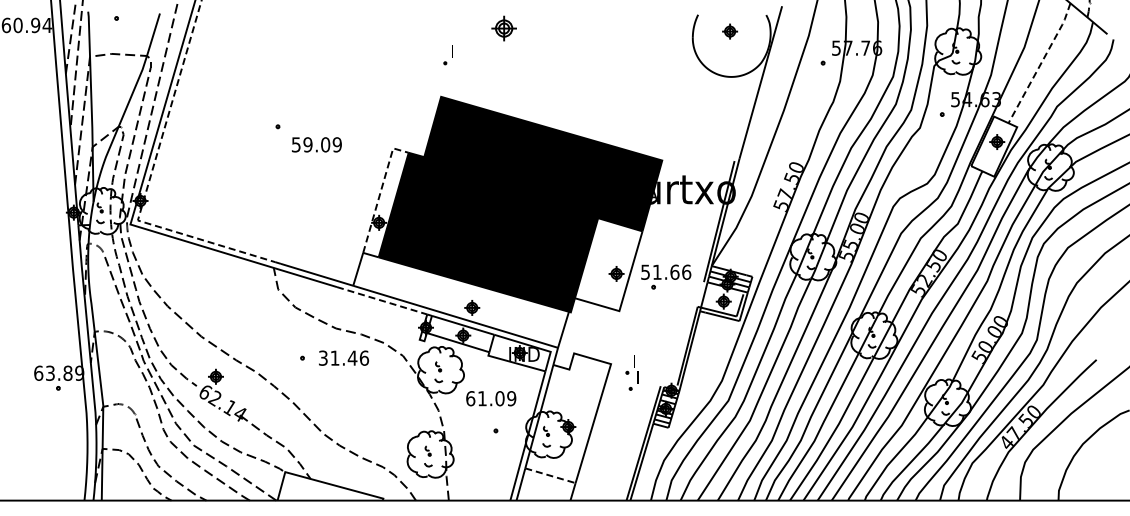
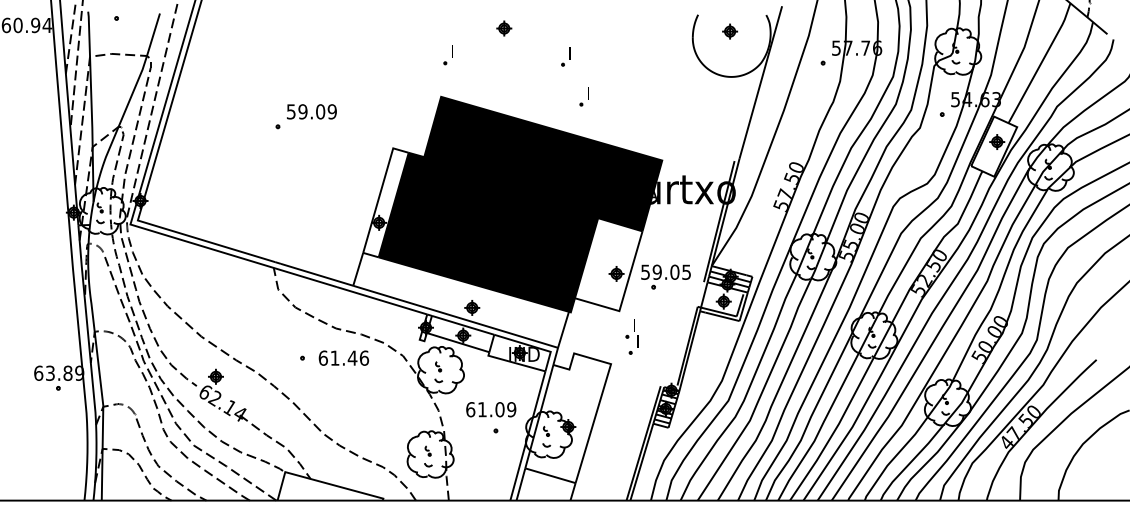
part size: 26x27 px -> 17x17 px (504, 28)
part: none -> present (565, 56)
line: dashed -> solid (1041, 63)
part: none -> present (583, 96)
text position: (316, 144) -> (311, 111) (311, 111)
line: dashed -> solid (149, 180)
line: dashed -> solid (380, 191)
text: 51.66 -> 59.05 (671, 271)
line: dashed -> solid (381, 300)
text: 31.46 -> 61.46 (322, 357)
part position: (631, 372) -> (631, 336) (631, 336)
text position: (491, 398) -> (491, 409) (491, 409)
line: dashed -> solid (550, 475)
